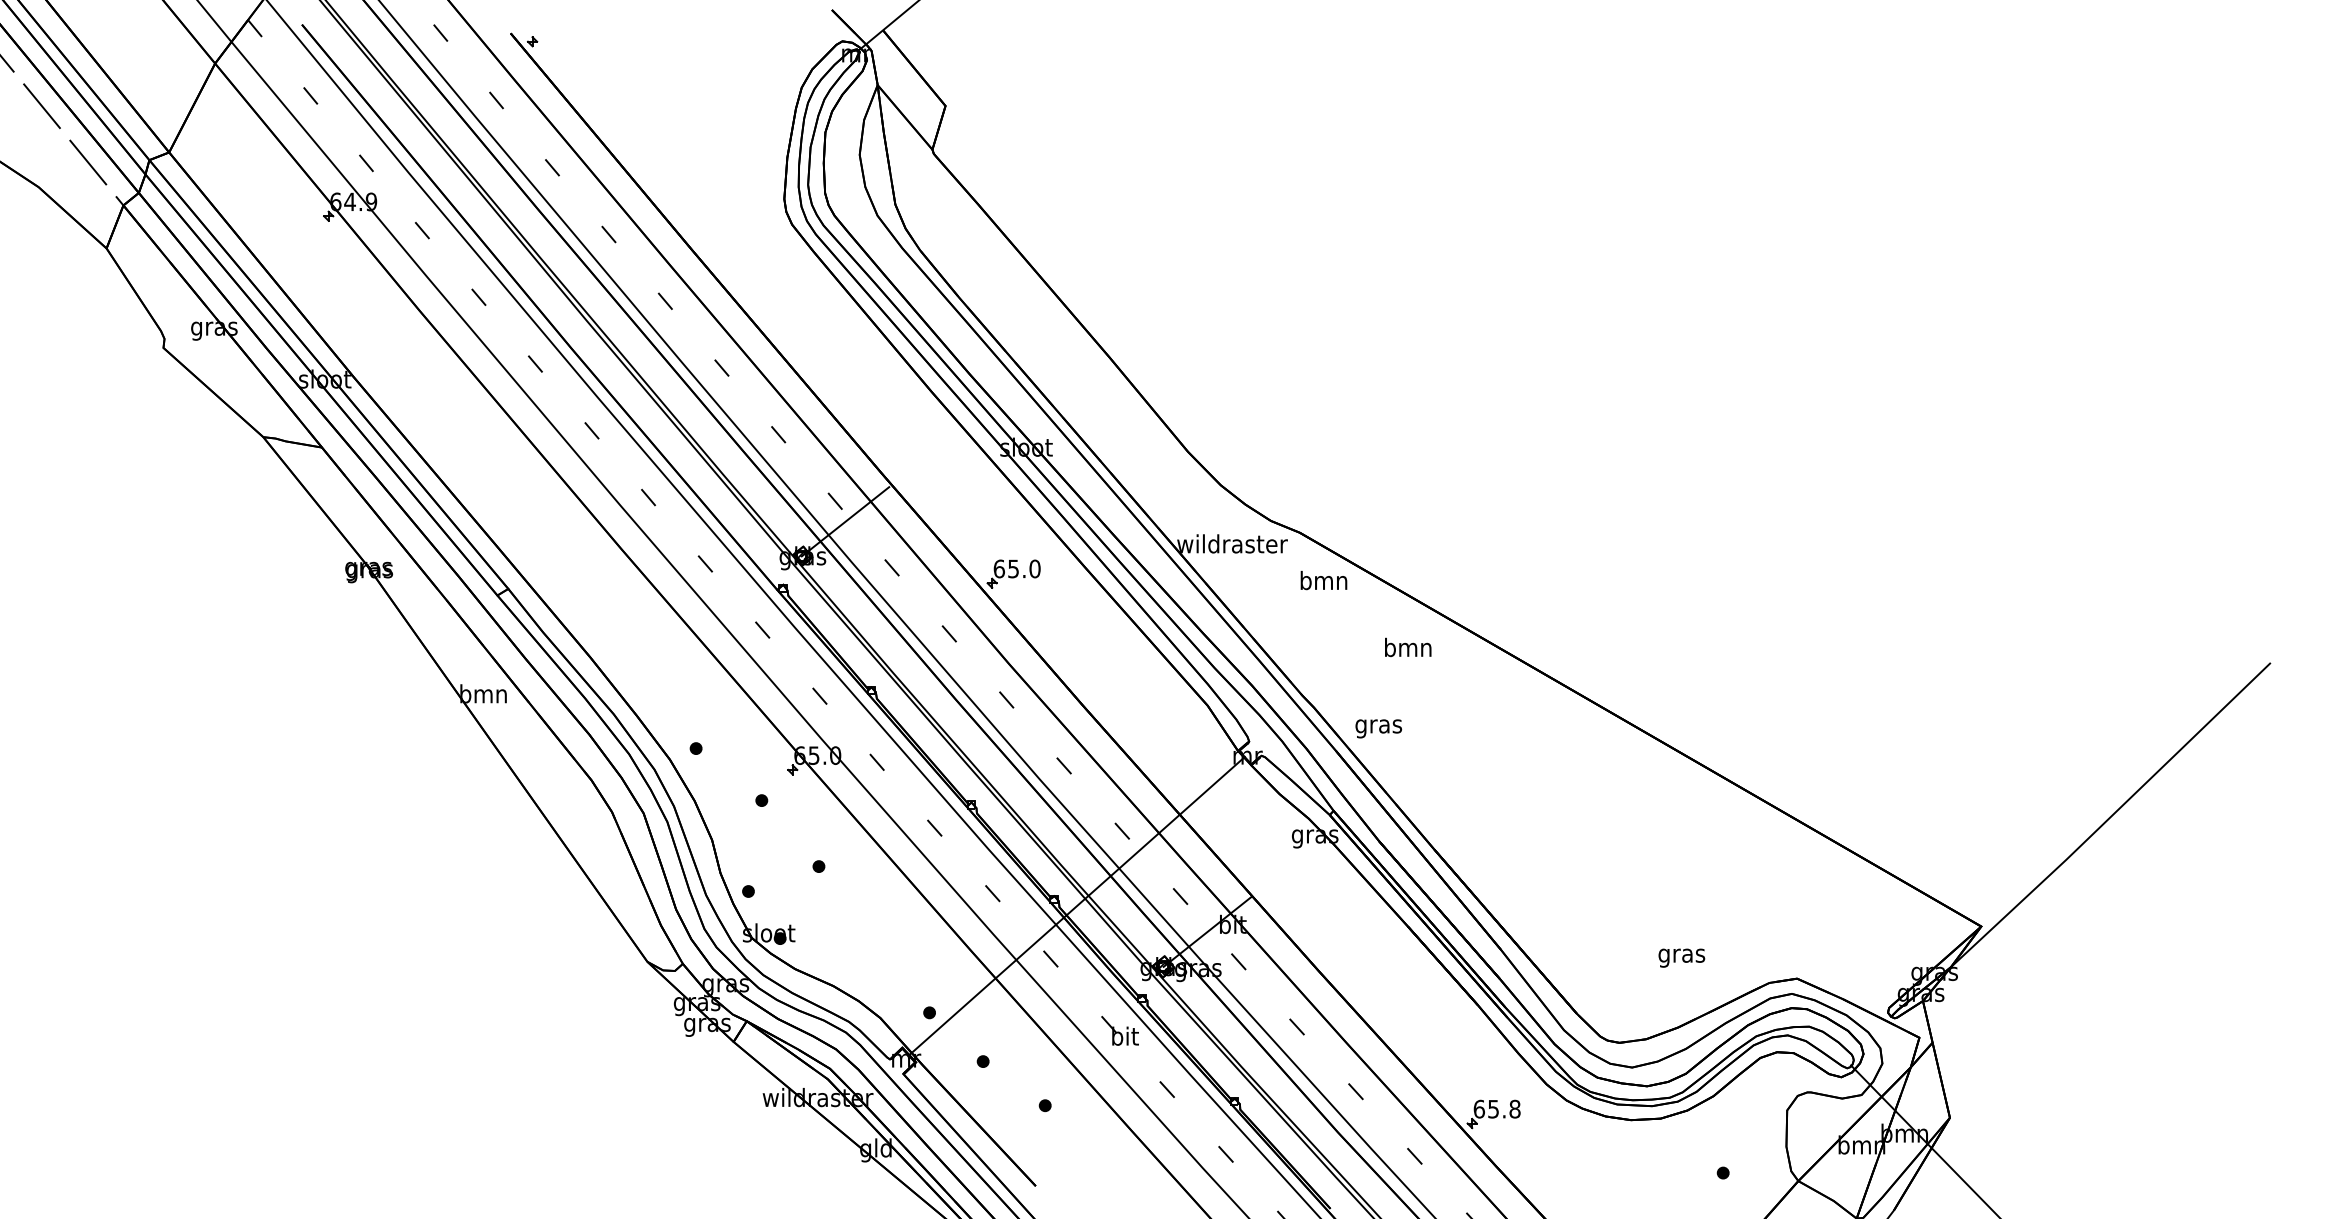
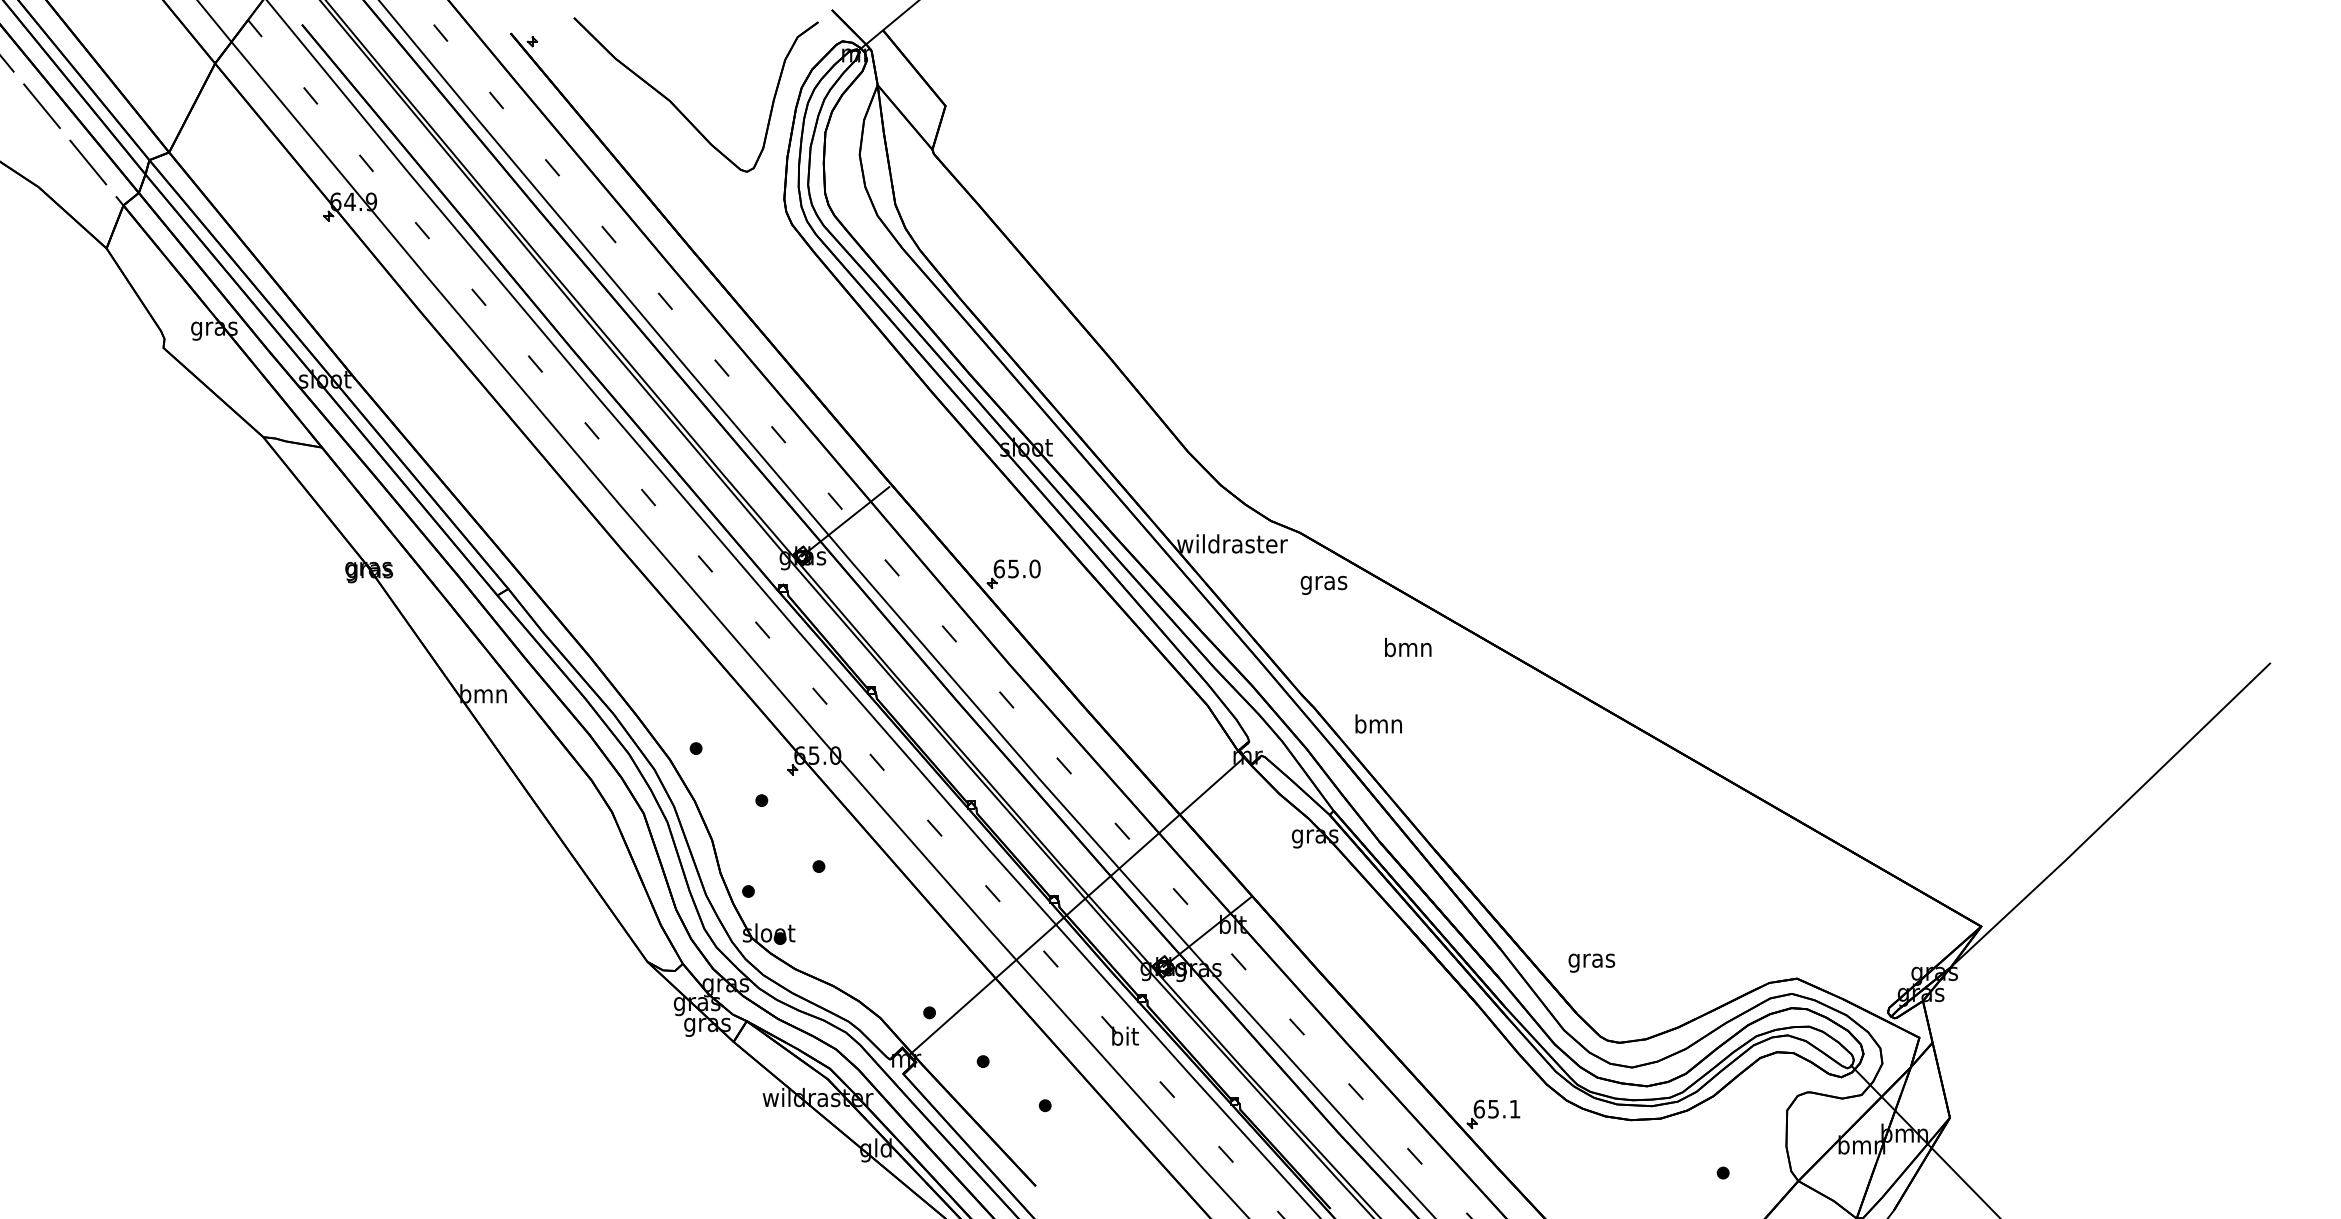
part: none -> present (679, 109)
text: bmn -> gras (1323, 582)
text: gras -> bmn (1378, 726)
text position: (1681, 957) -> (1591, 962) (1591, 962)
text: 65.8 -> 65.1 (1514, 1108)
